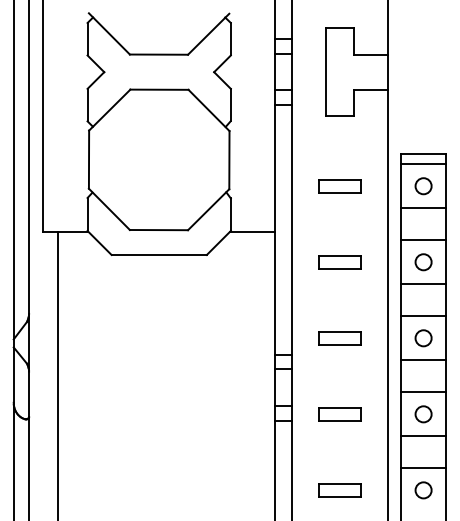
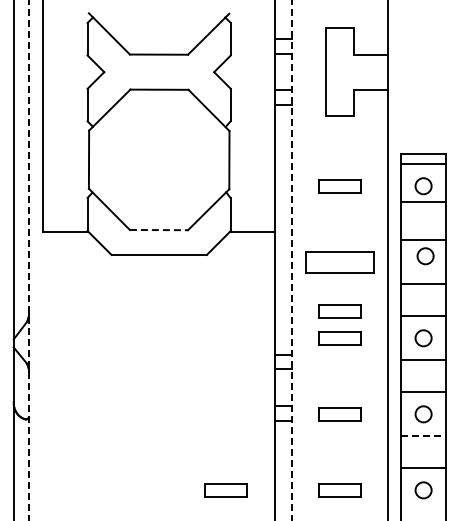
line position: (423, 208) -> (423, 202) (423, 202)
line: solid -> dashed (159, 230)
line: solid -> dashed (29, 260)
line: solid -> dashed (291, 260)
part size: 44x15 px -> 70x23 px (339, 262)
circle position: (423, 262) -> (425, 256) (425, 256)
part: none -> present (339, 311)
line: present -> none (57, 374)
line: solid -> dashed (423, 436)
part: none -> present (225, 490)
